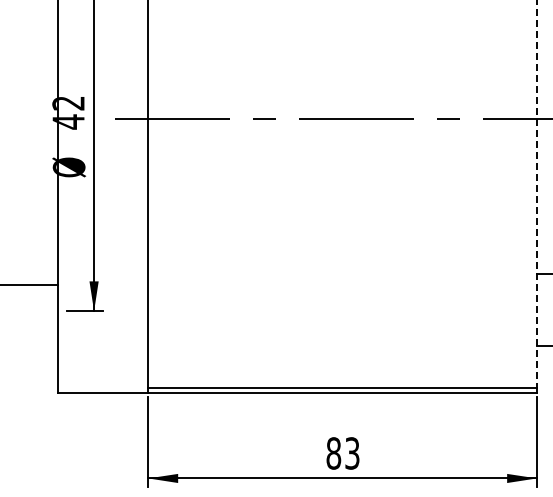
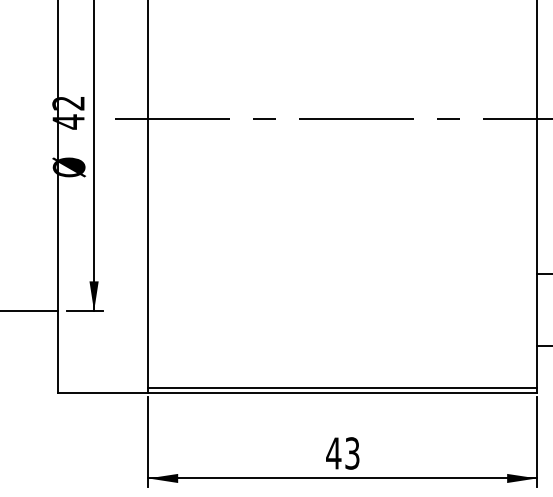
line: dashed -> solid (536, 194)
line position: (29, 285) -> (29, 311) (29, 311)
text: 83 -> 43 (333, 453)
